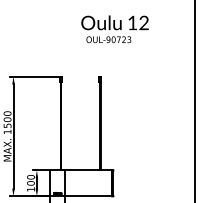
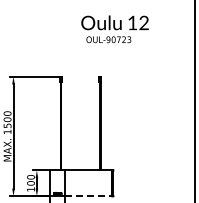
line: solid -> dashed (88, 196)
